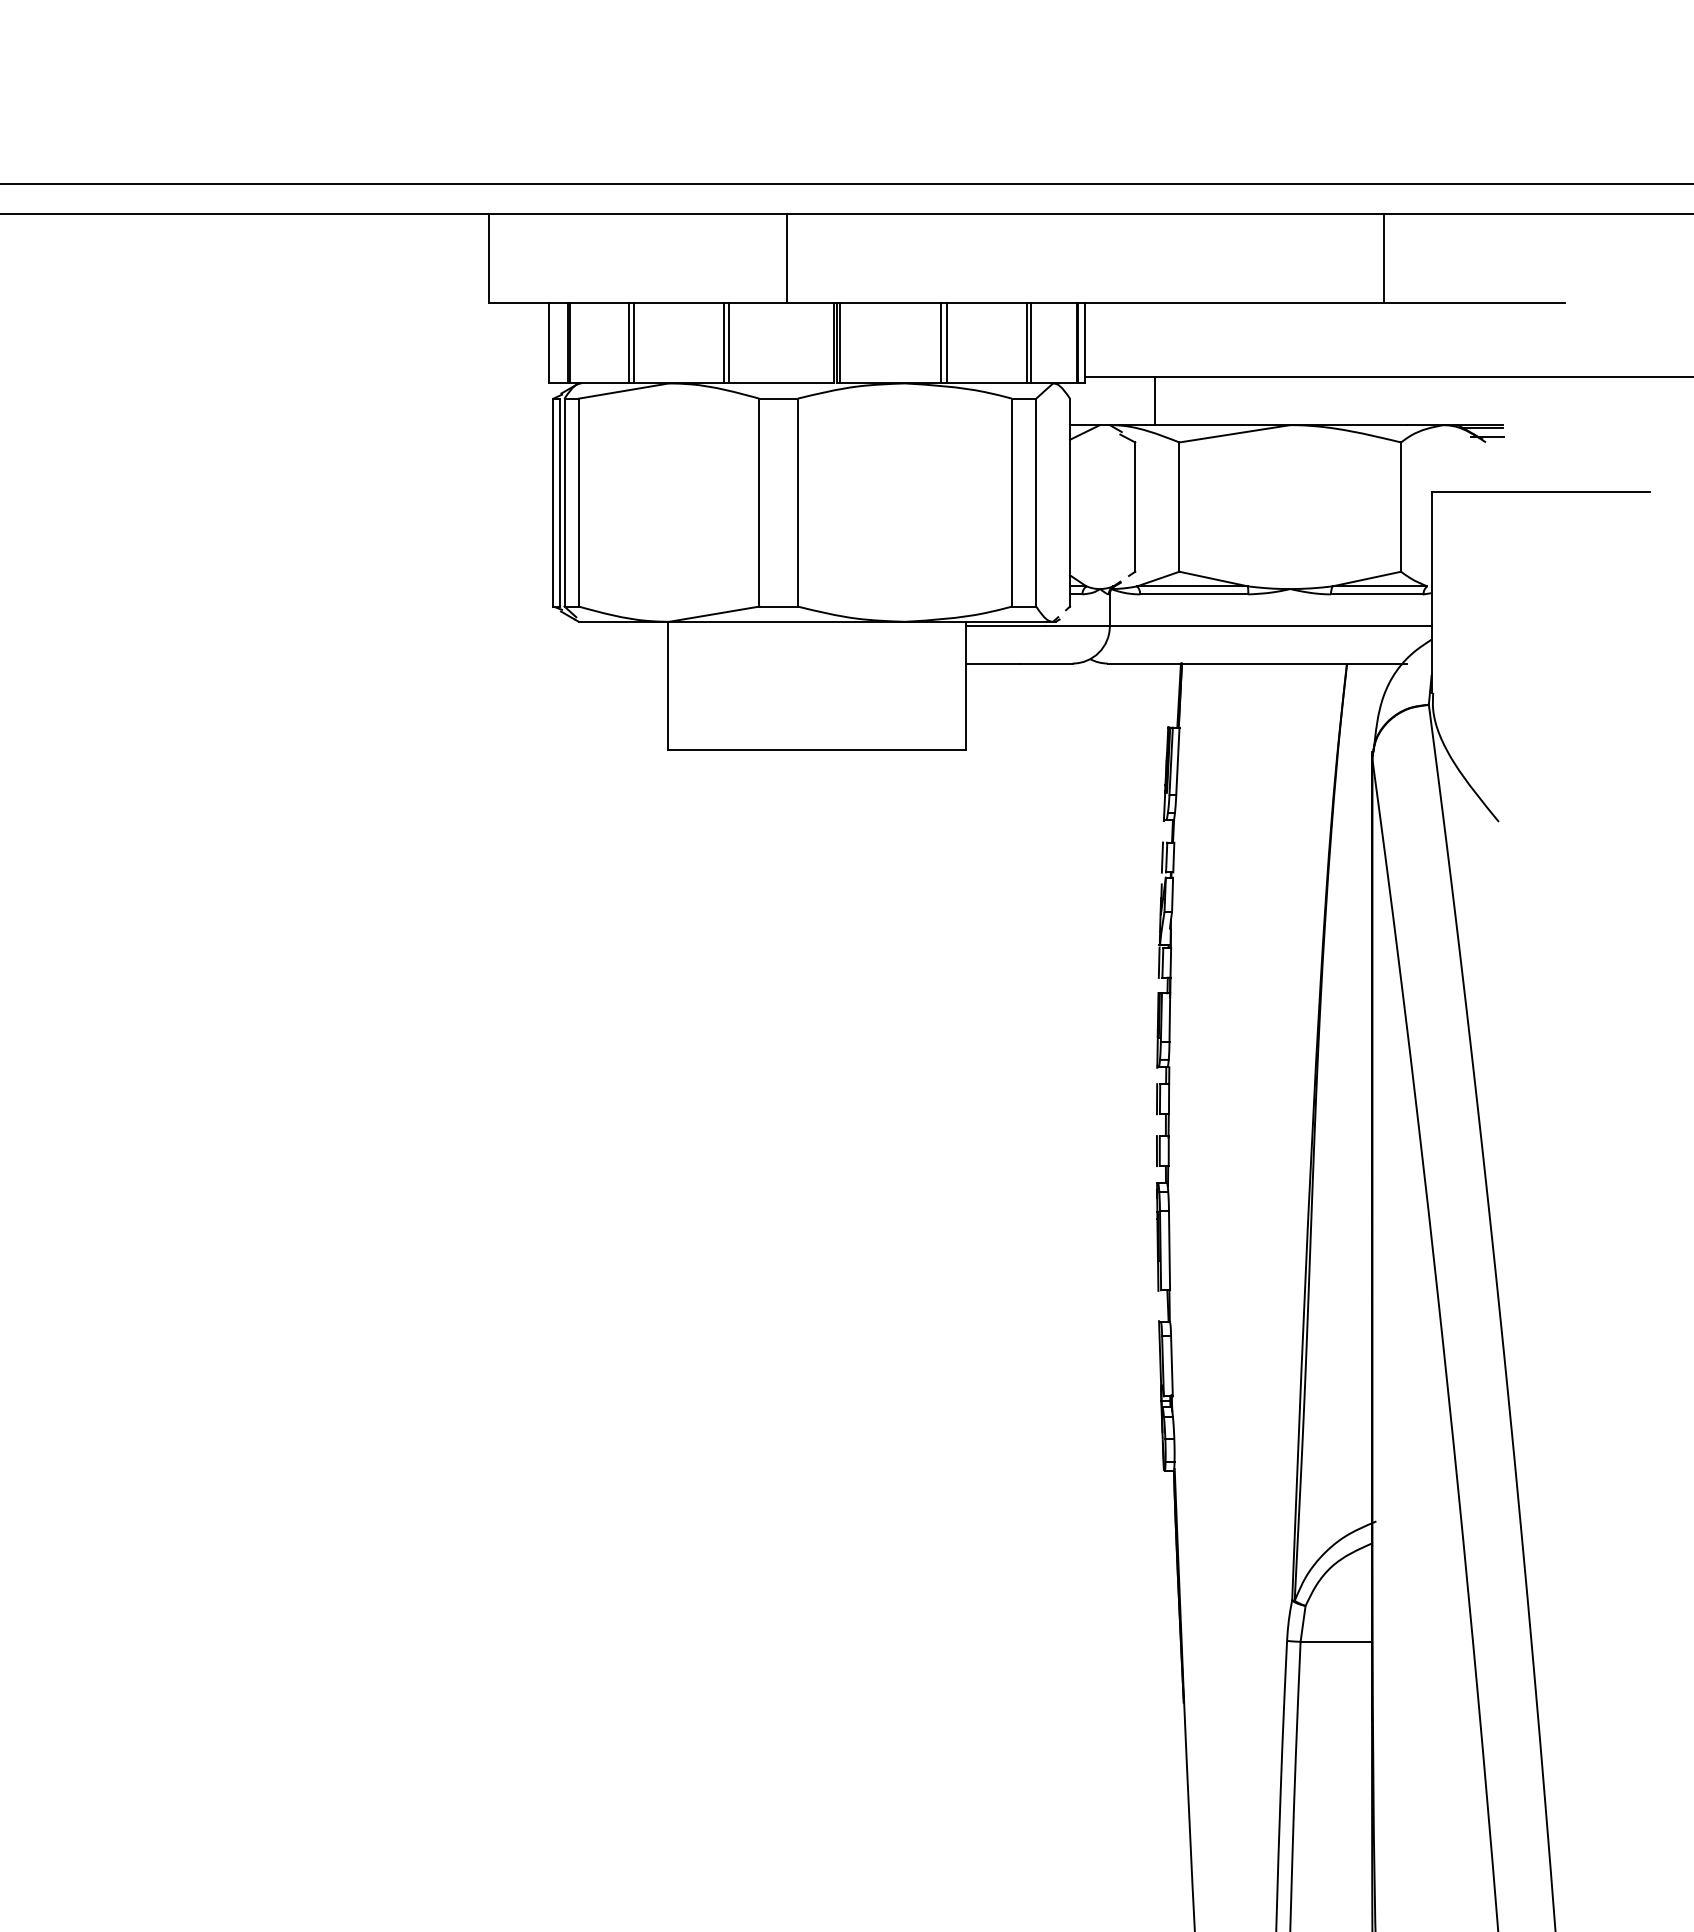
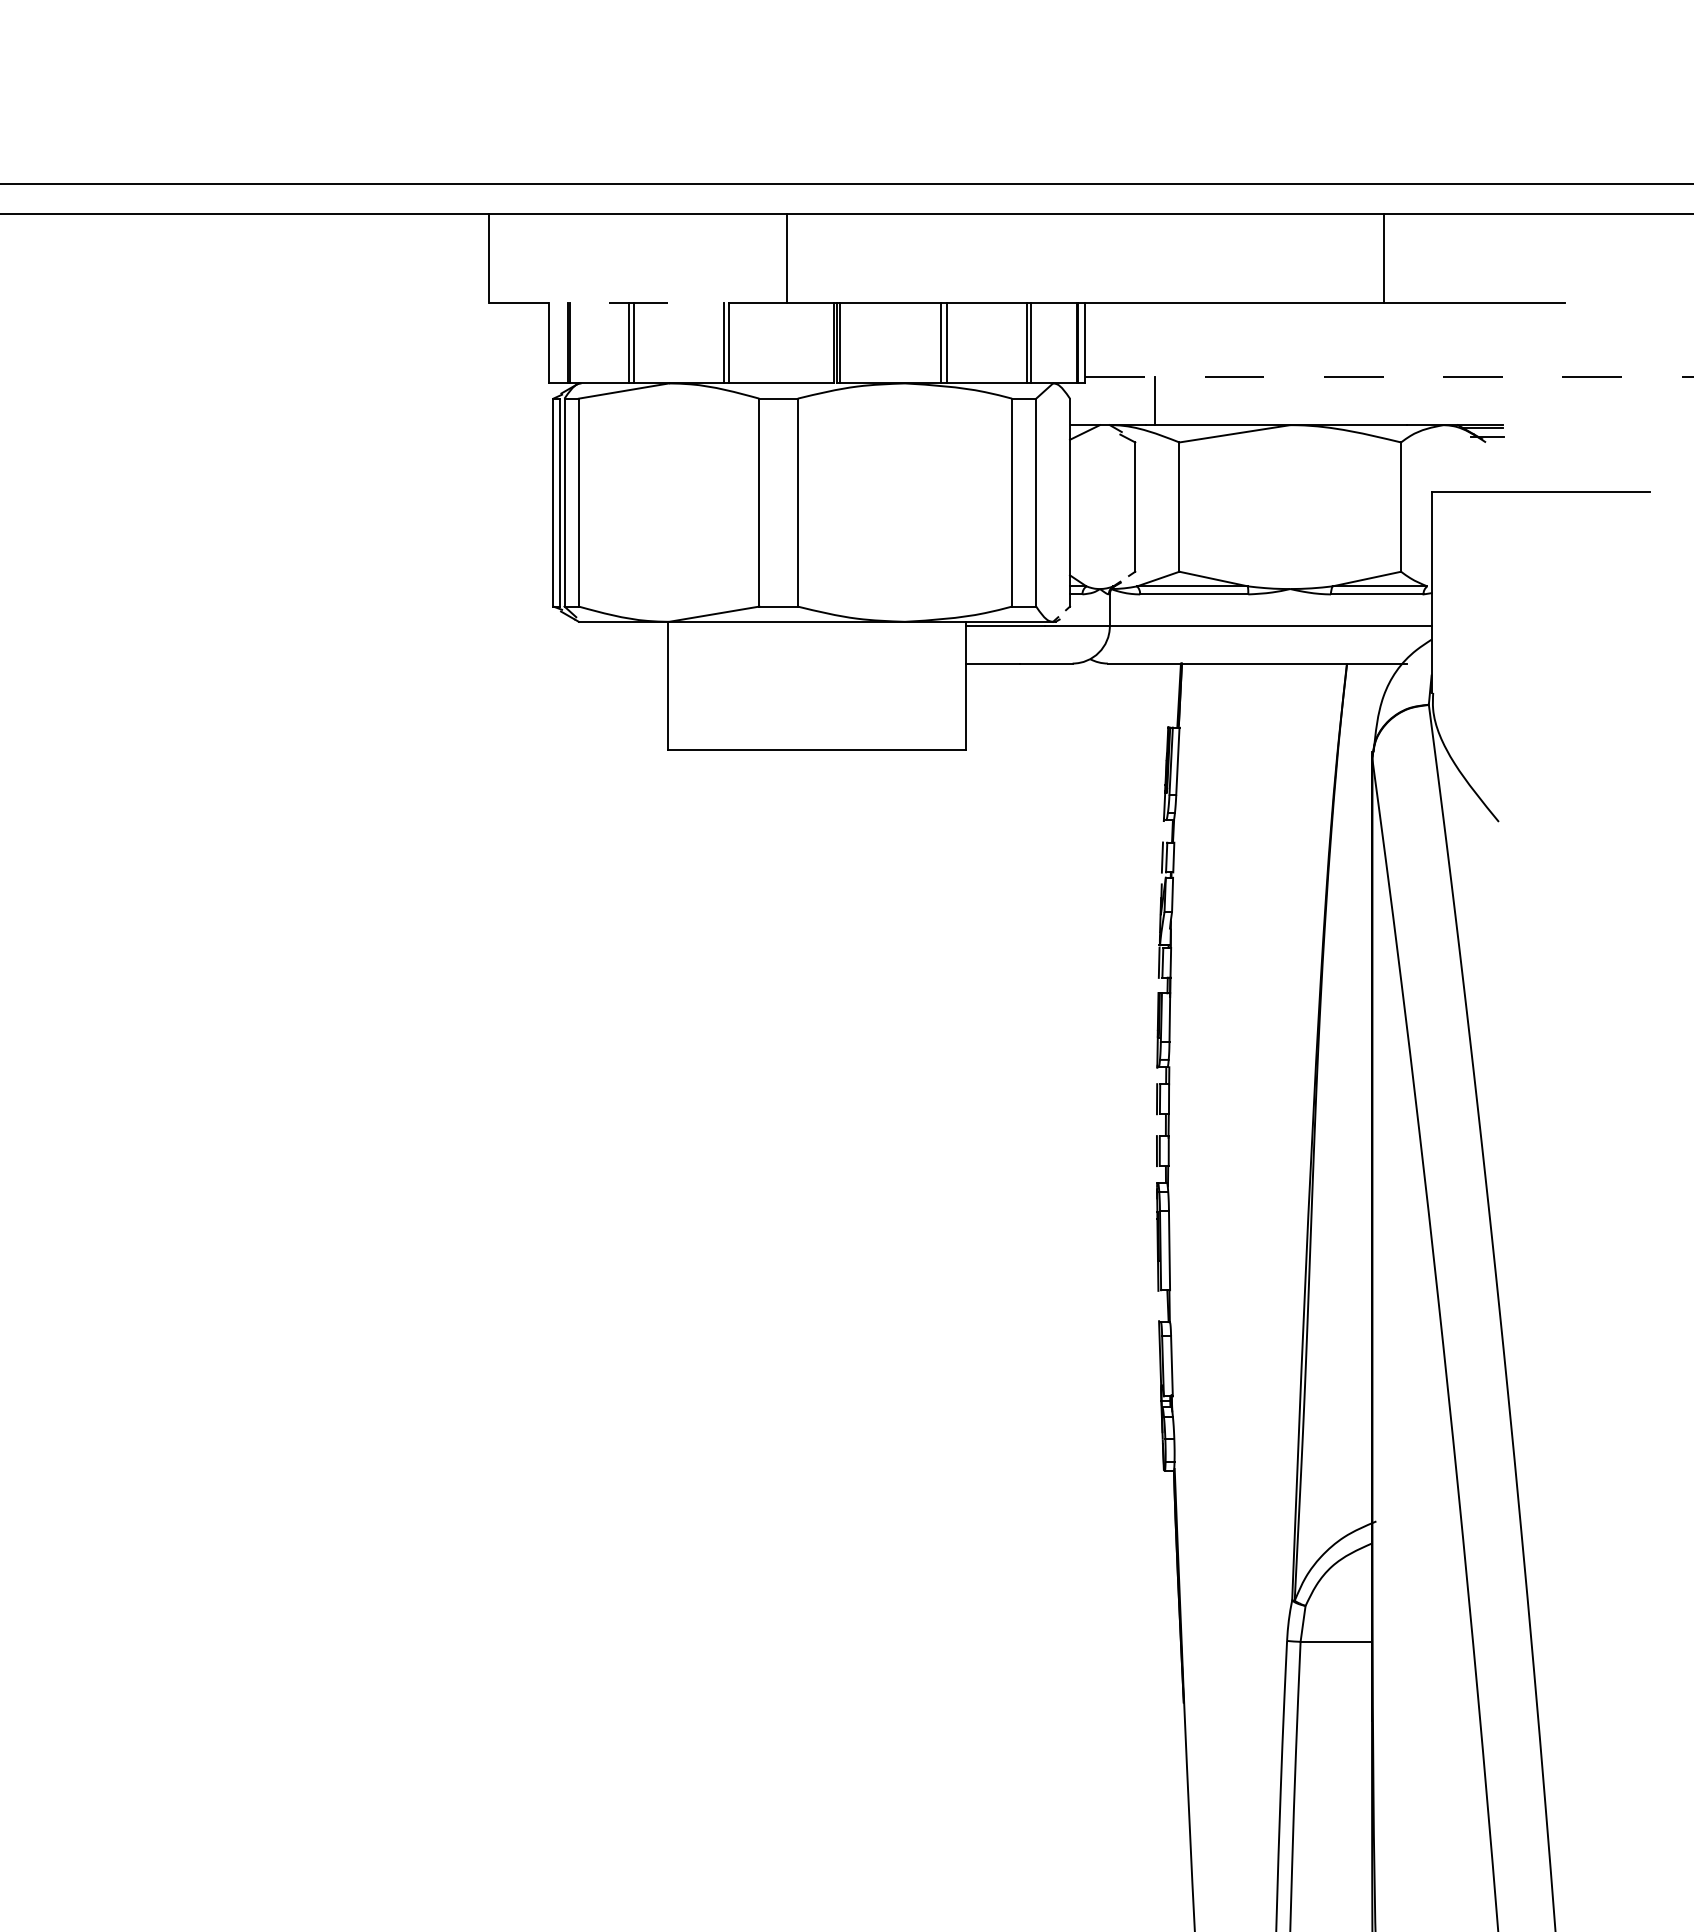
line: solid -> dashed (637, 302)
line: solid -> dashed (1389, 377)
